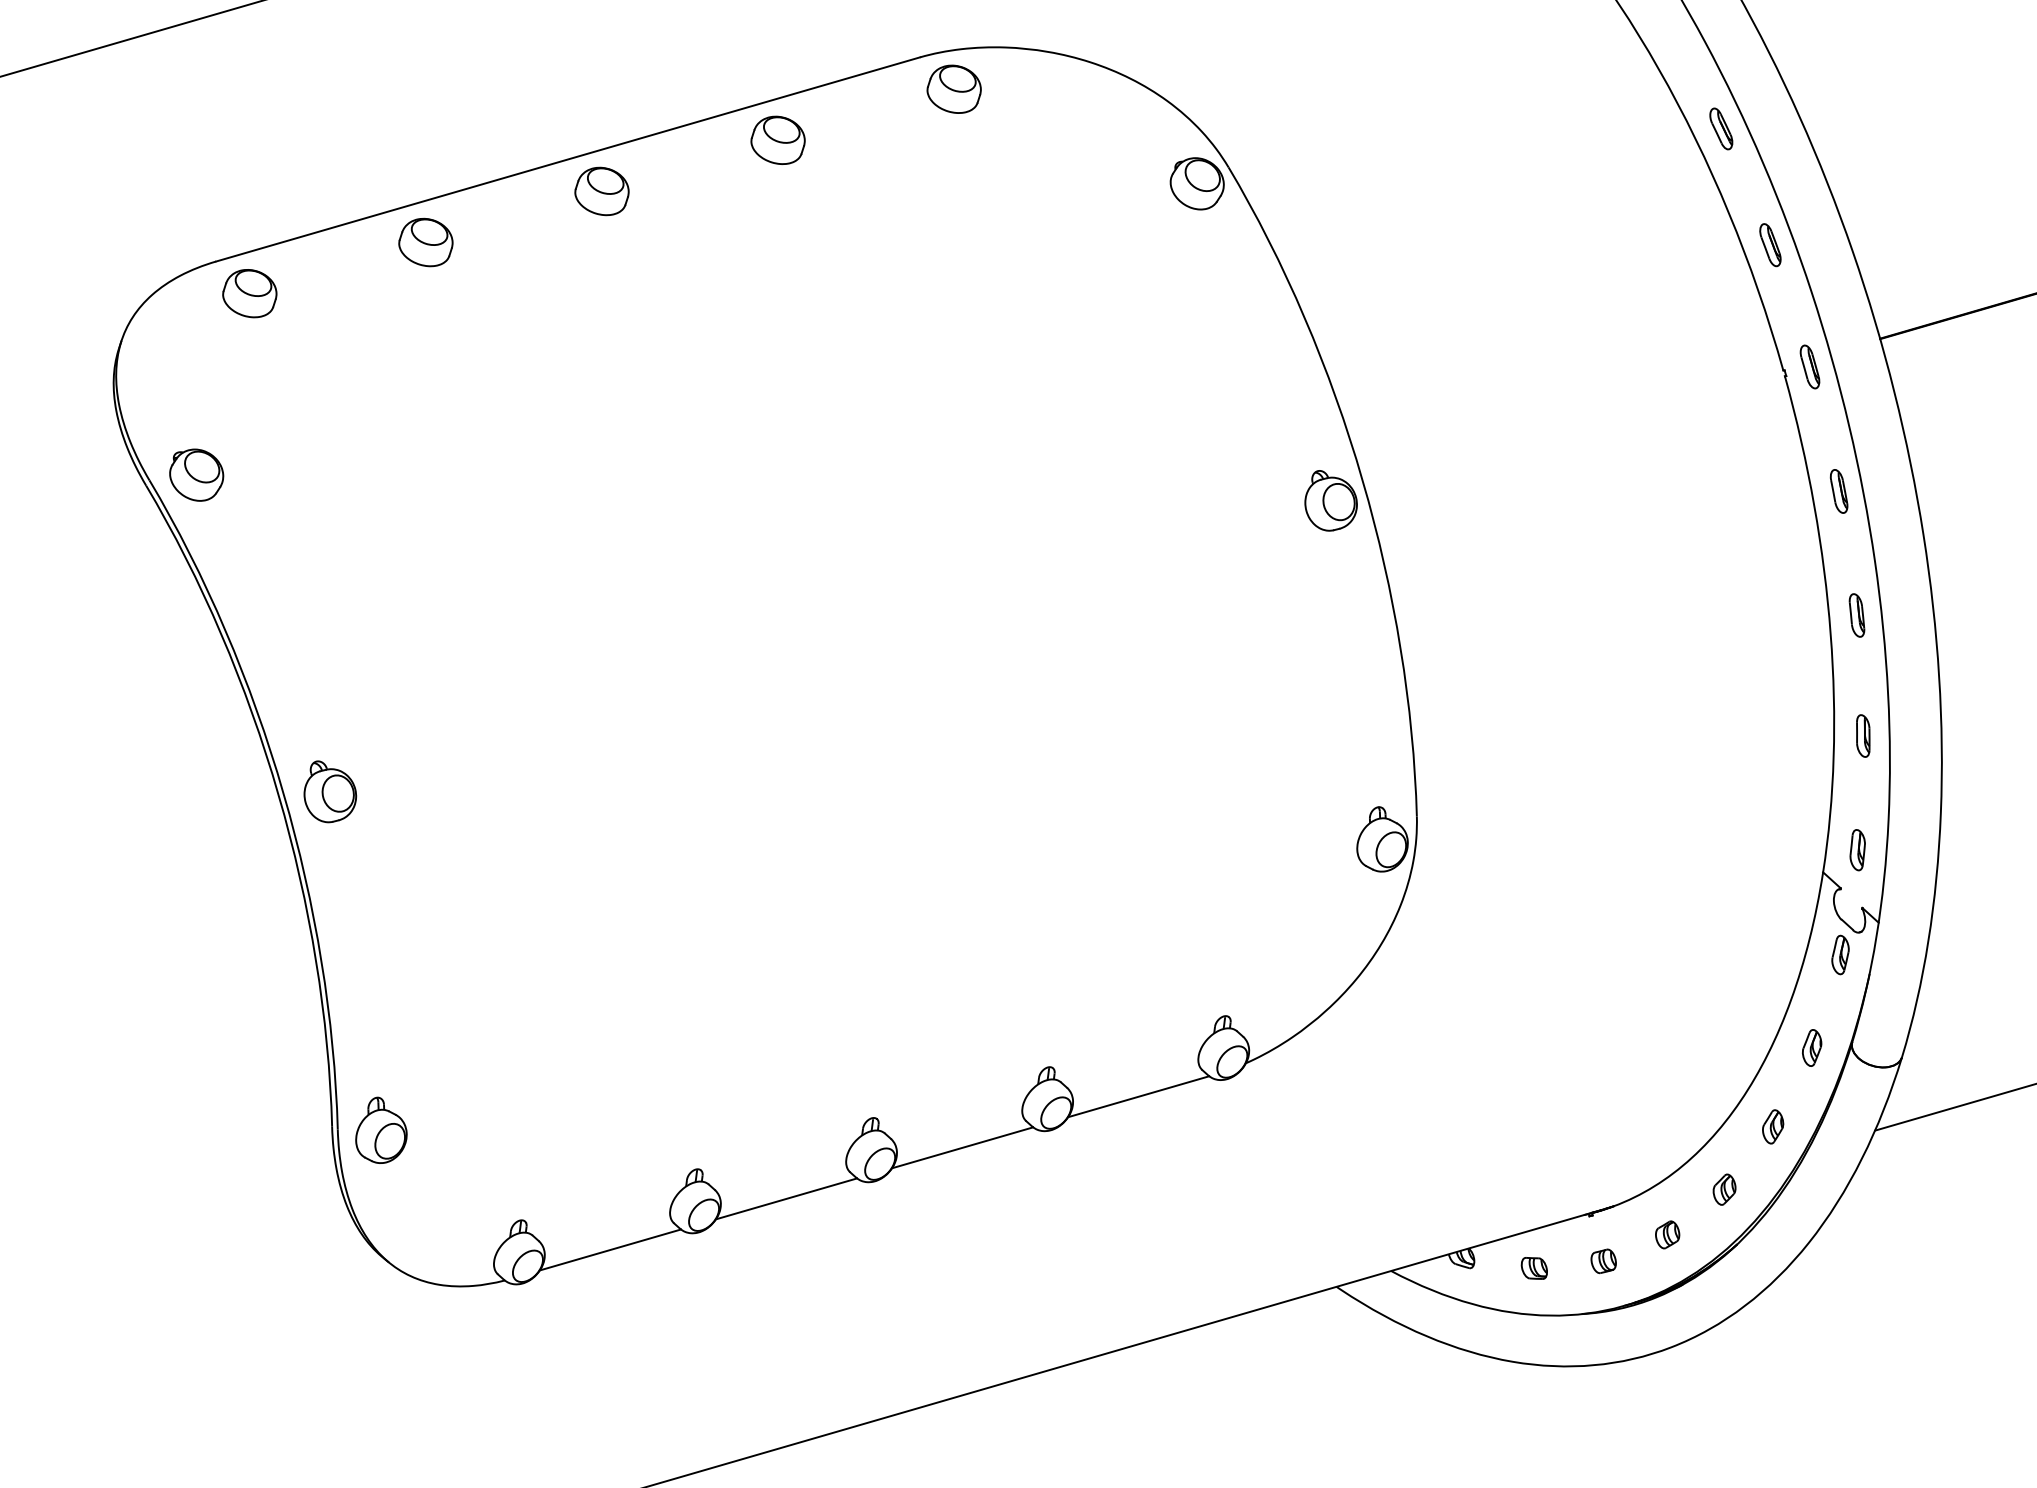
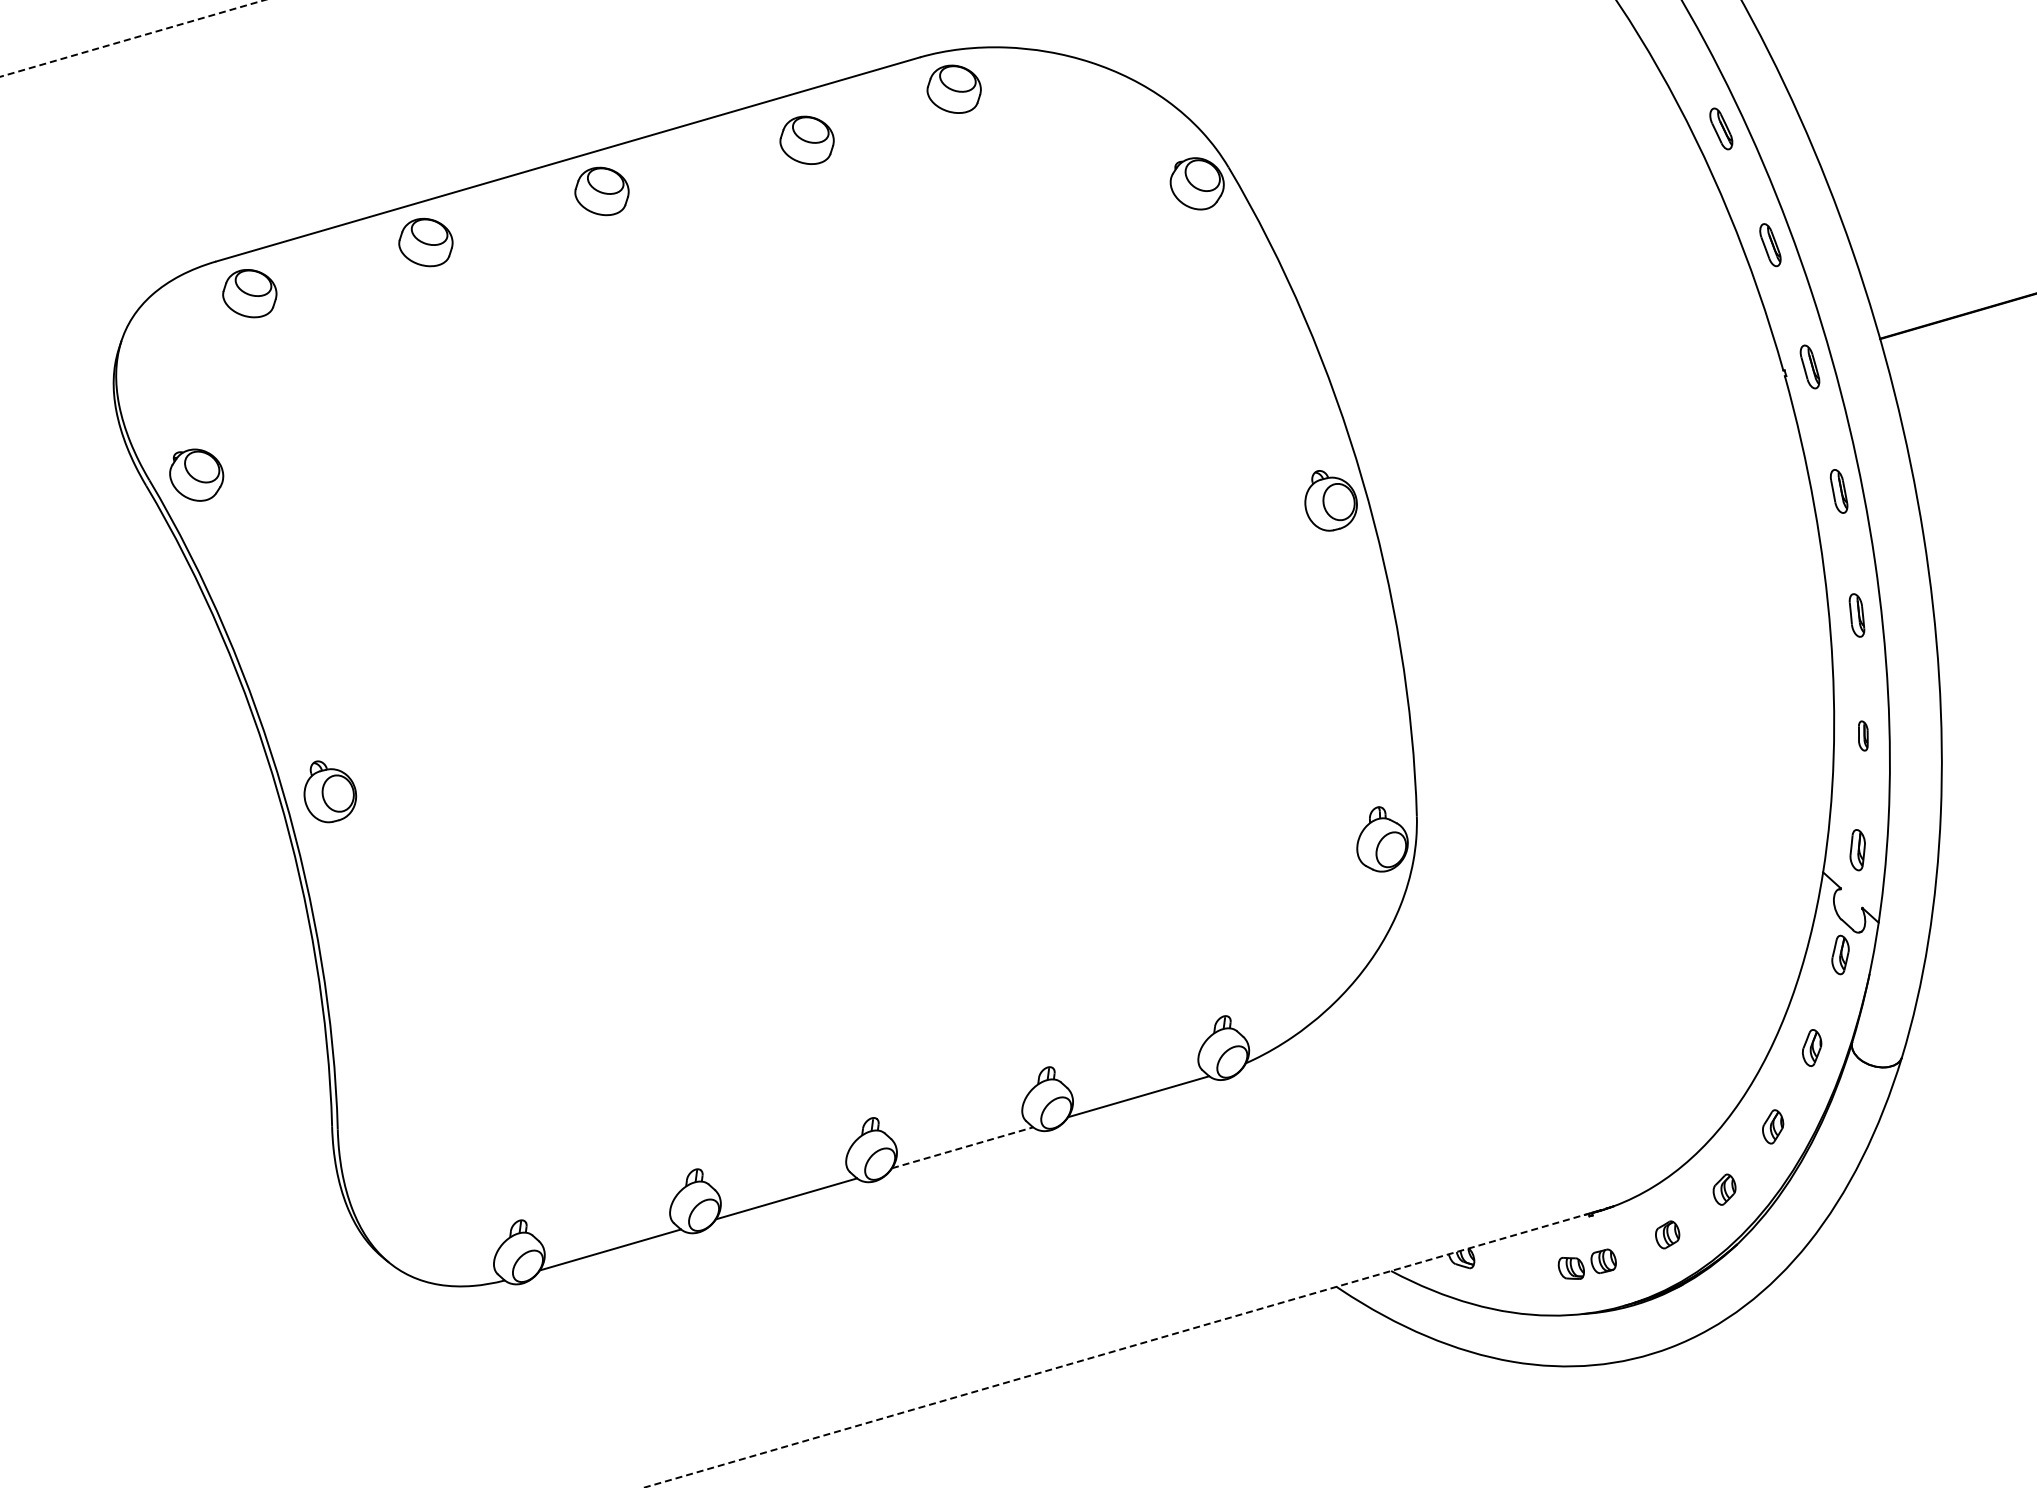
line: solid -> dashed (132, 38)
part position: (777, 139) -> (806, 139) (806, 139)
part size: 15x44 px -> 11x32 px (1863, 735)
line: present -> none (1954, 1107)
part: present -> none (381, 1129)
line: solid -> dashed (963, 1147)
part position: (1533, 1268) -> (1570, 1268) (1570, 1268)
line: solid -> dashed (1127, 1347)
